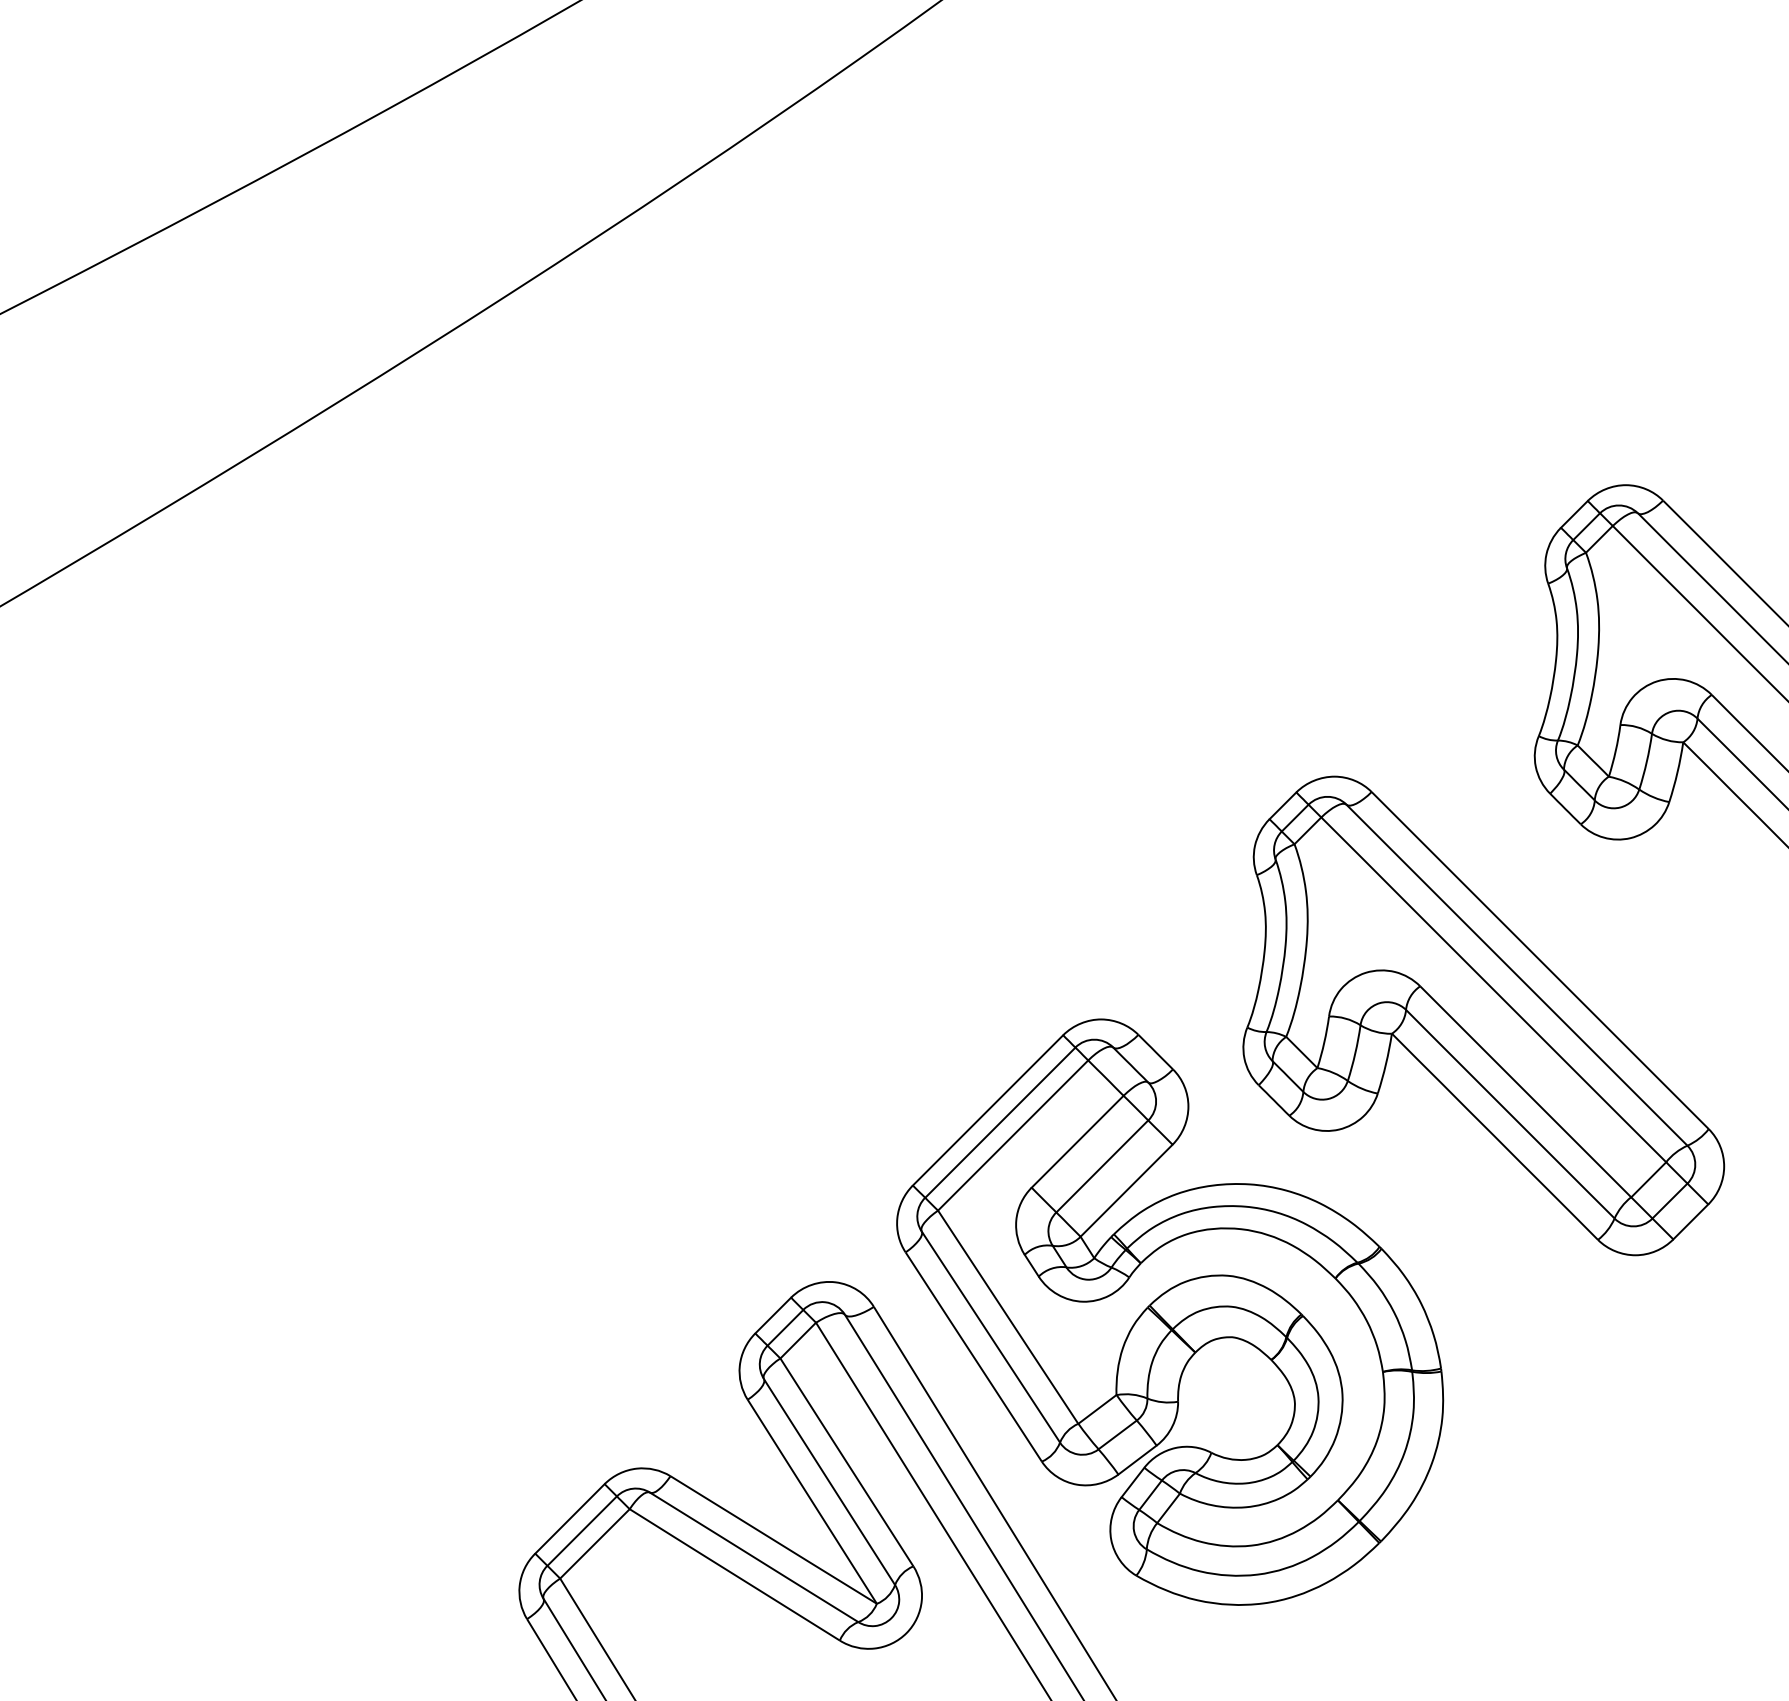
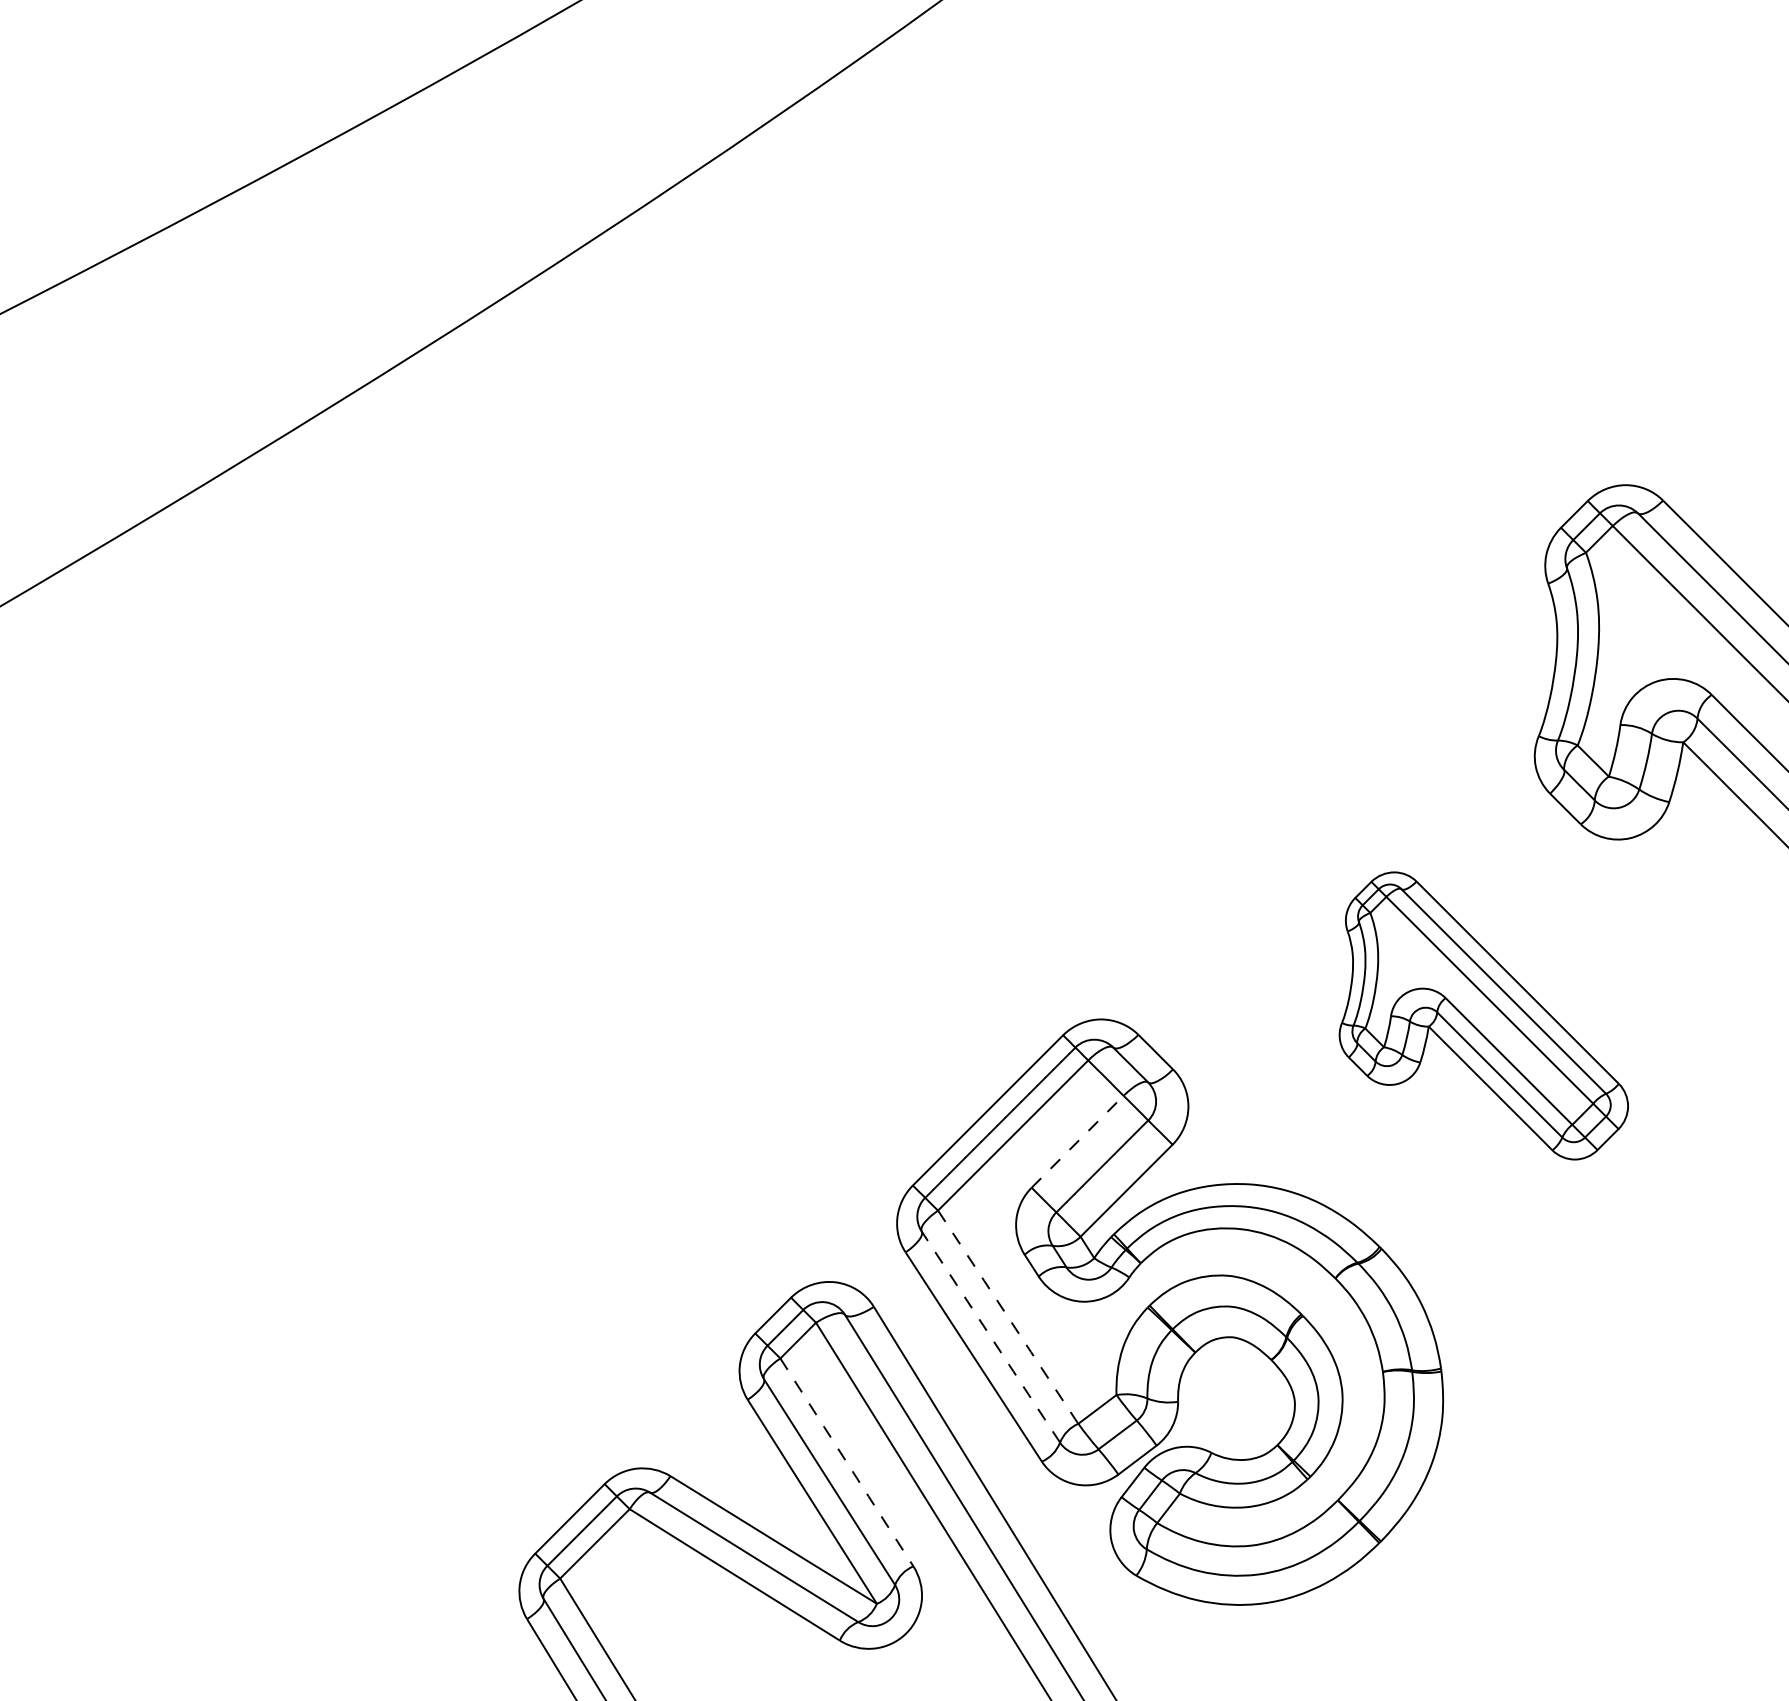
part size: 484x482 px -> 291x290 px (1483, 1015)
line: solid -> dashed (1077, 1141)
line: solid -> dashed (1008, 1317)
line: solid -> dashed (990, 1336)
line: solid -> dashed (847, 1462)
